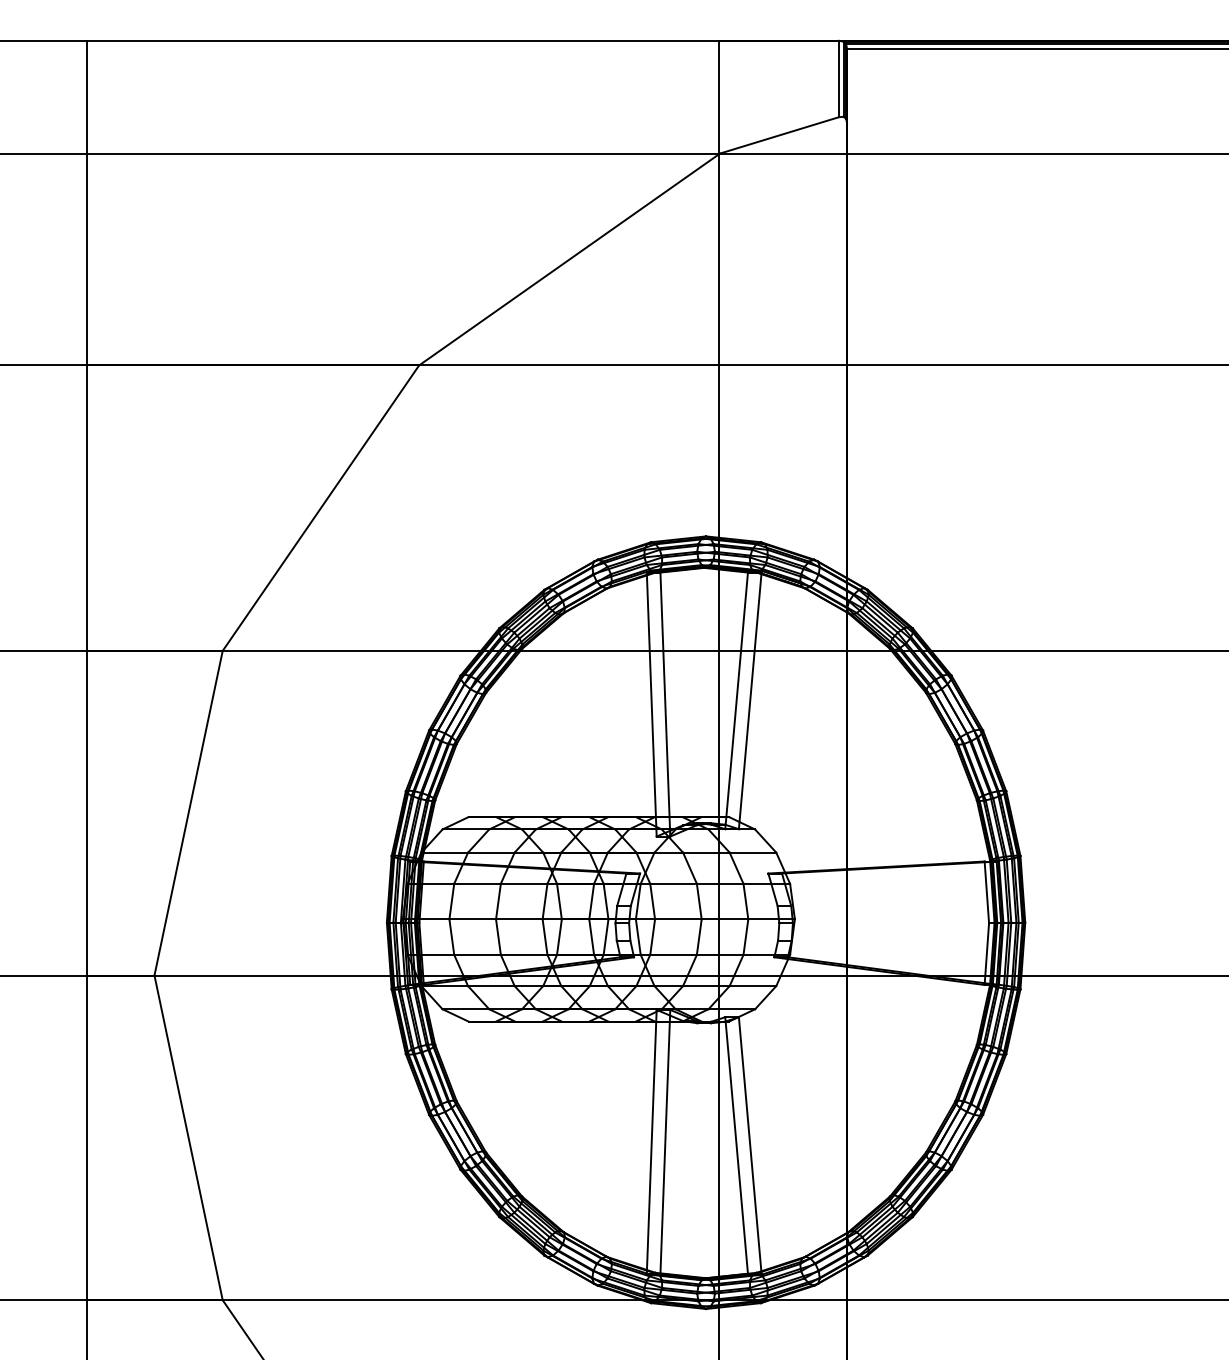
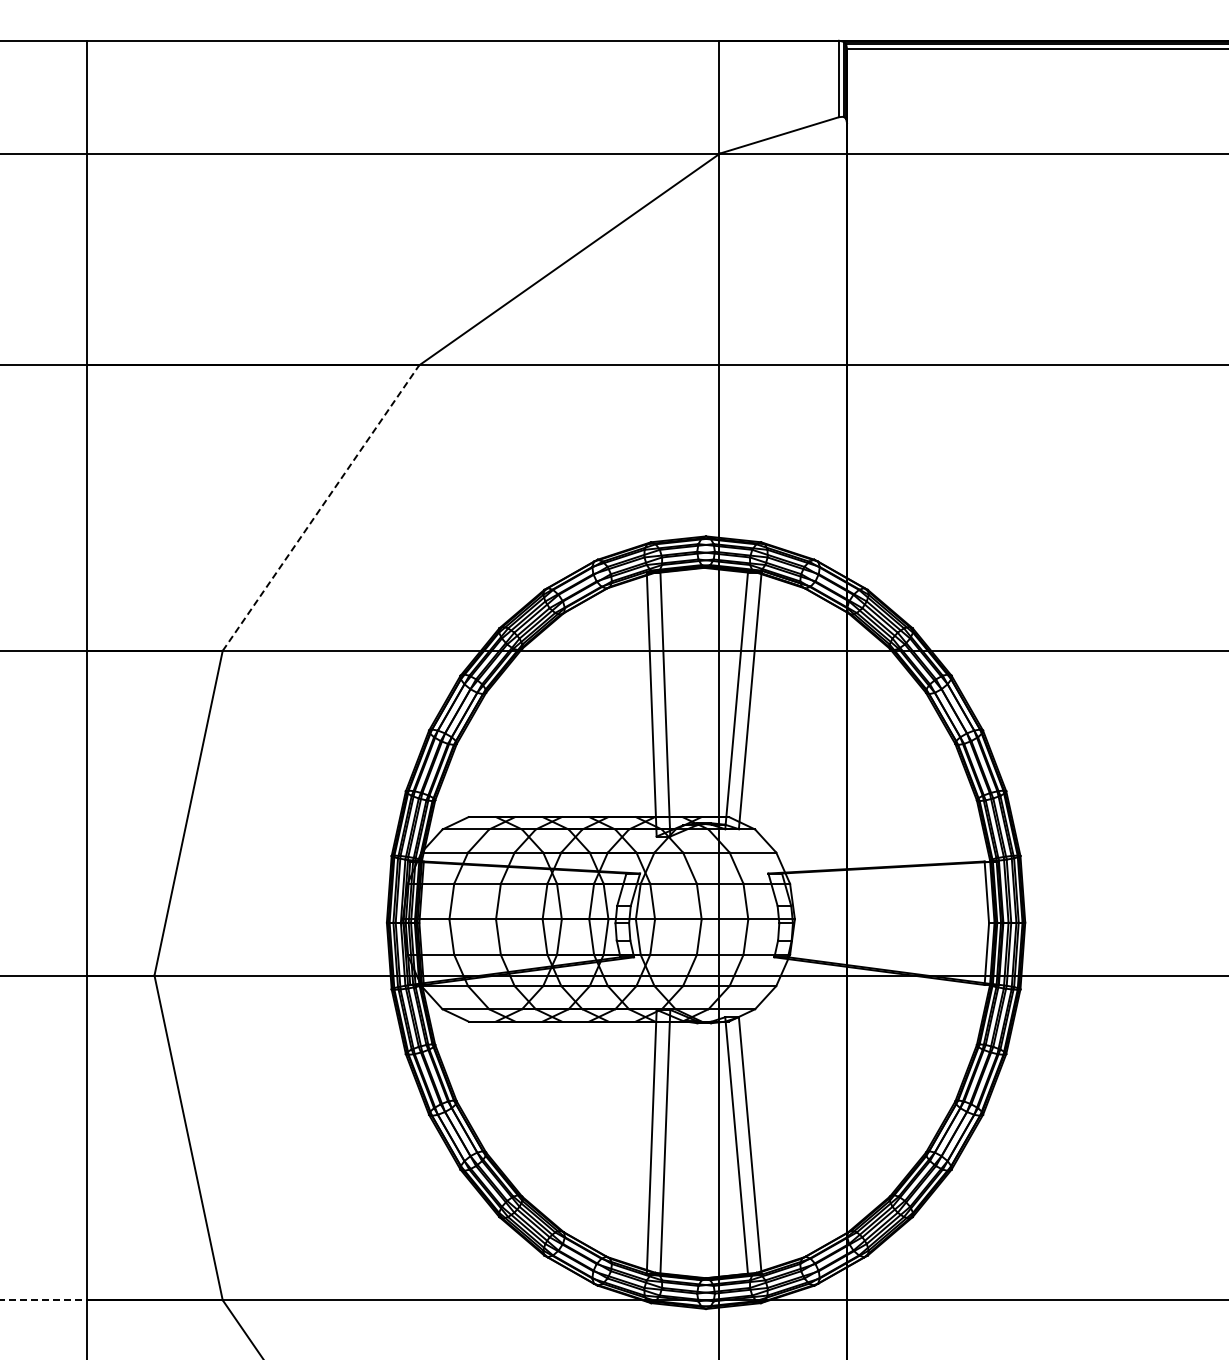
line: solid -> dashed (321, 507)
line: solid -> dashed (43, 1300)
